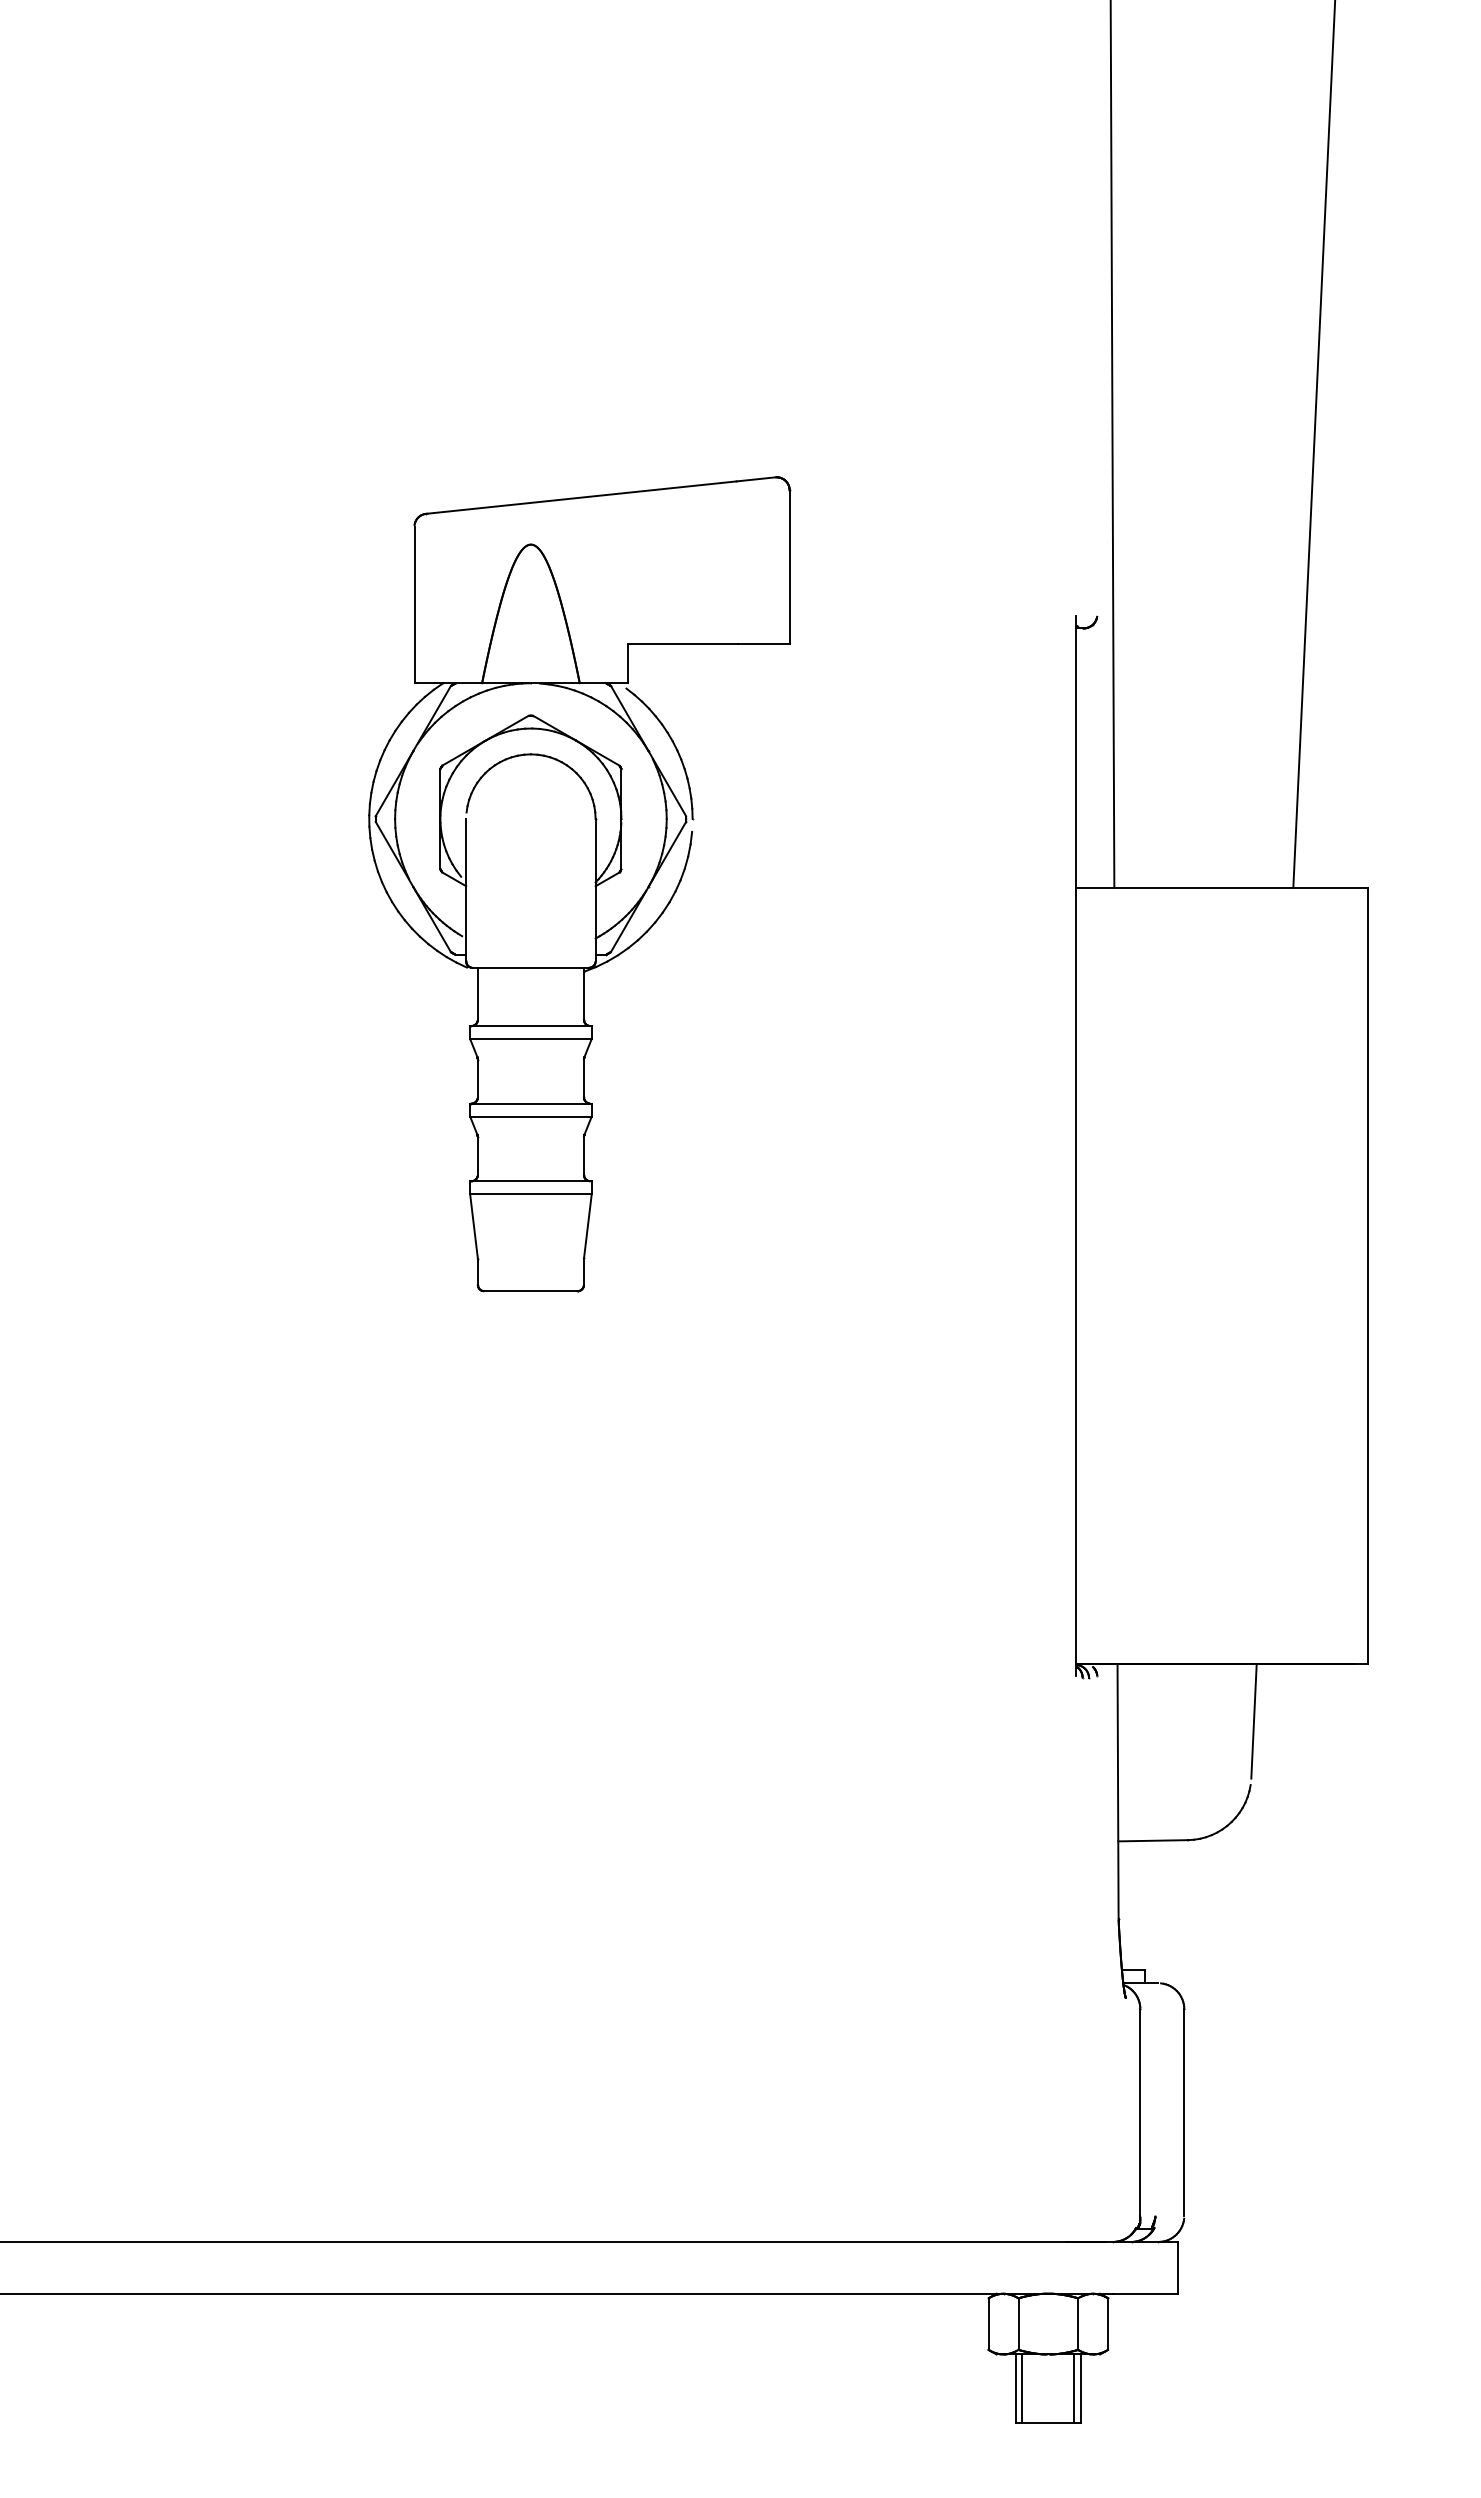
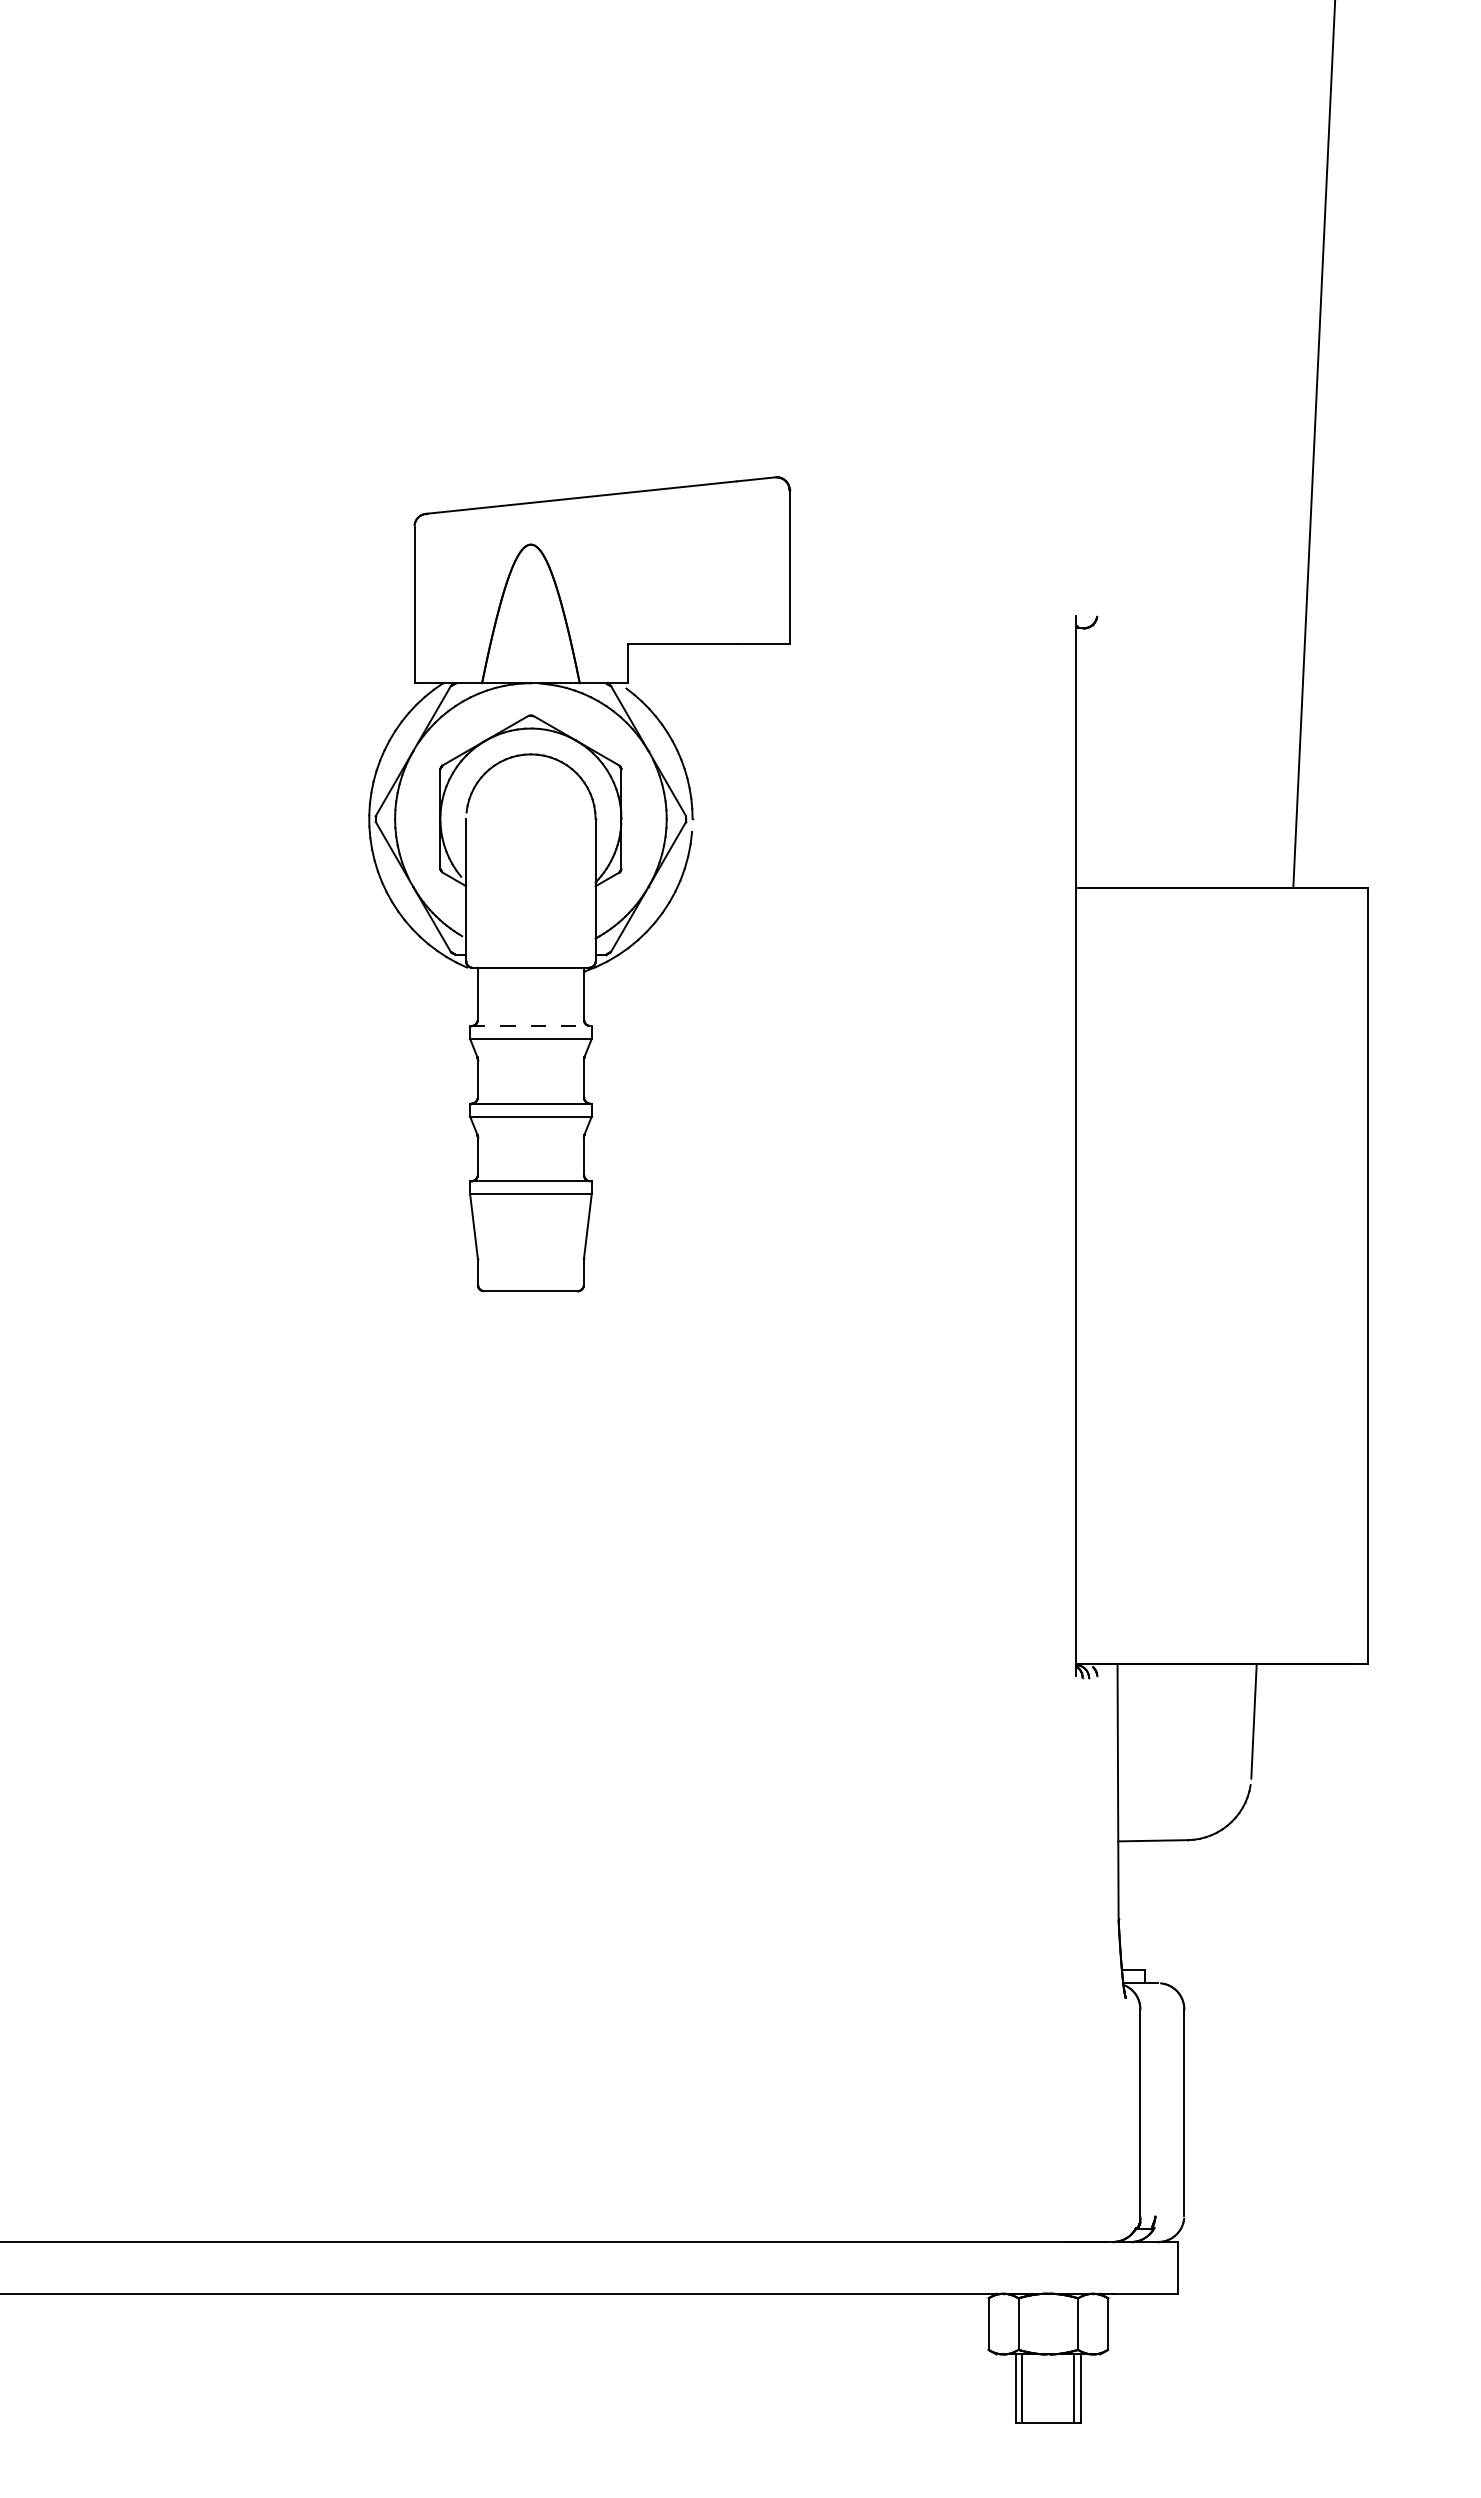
line: present -> none (1112, 444)
line: solid -> dashed (530, 1026)
